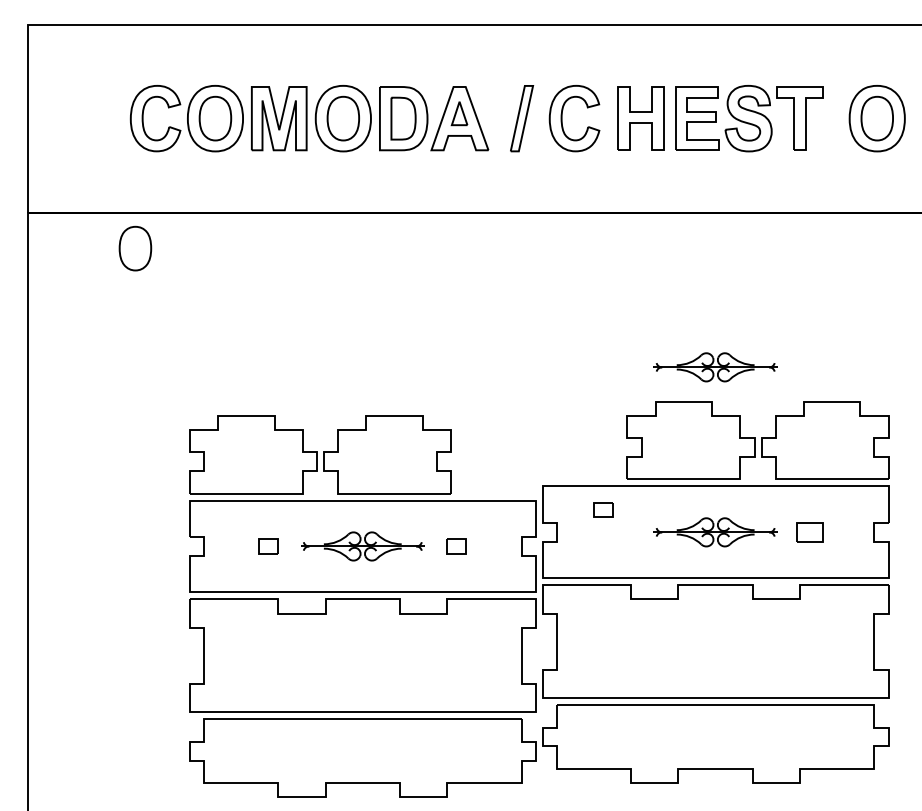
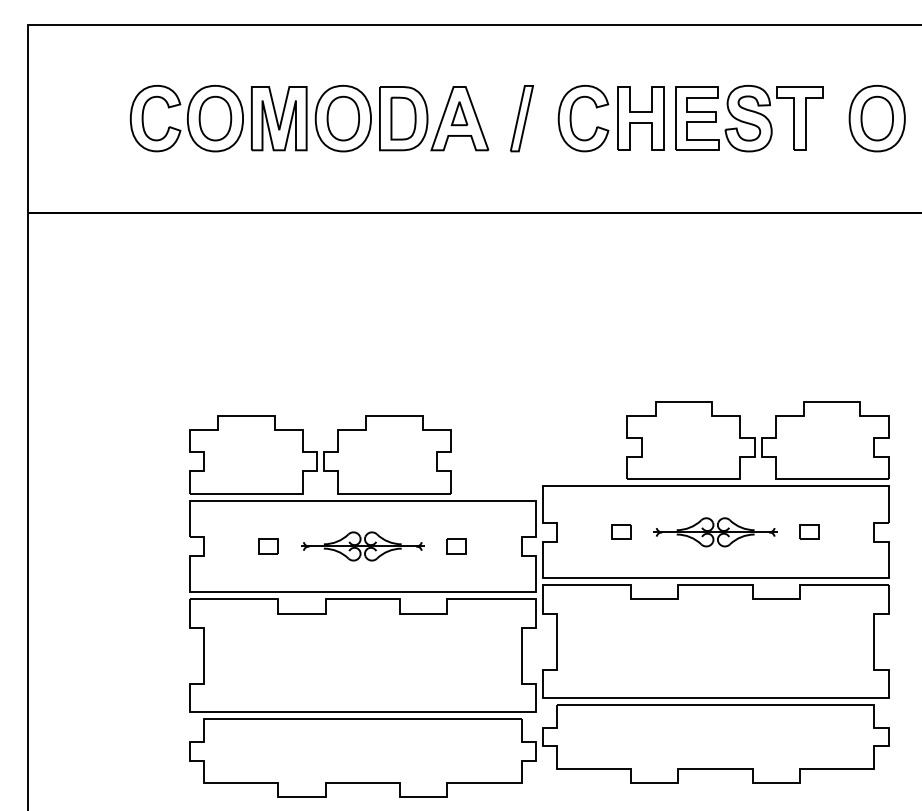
part position: (562, 118) -> (571, 118) (571, 118)
part: present -> none (135, 248)
part: present -> none (715, 367)
part position: (603, 509) -> (621, 531) (621, 531)
part size: 28x21 px -> 21x16 px (809, 531)
